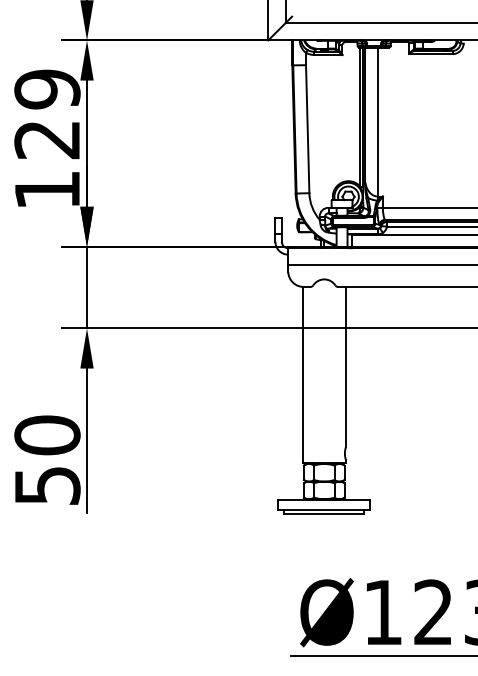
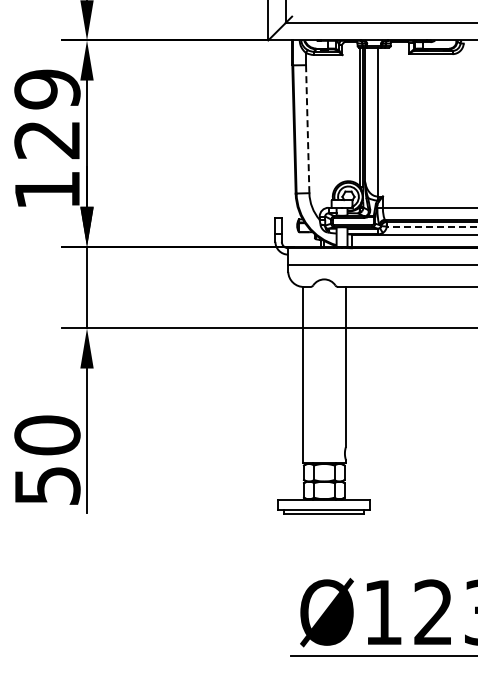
line: solid -> dashed (307, 129)
line: solid -> dashed (431, 226)
